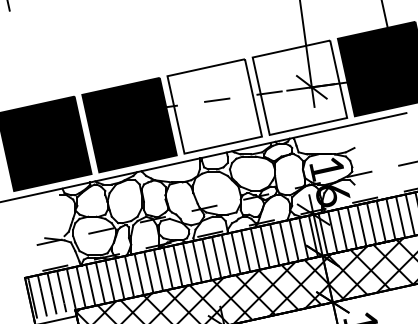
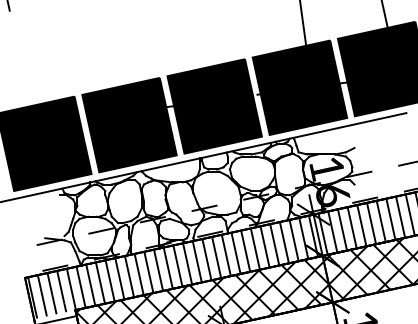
fill: none -> present (299, 87)
fill: none -> present (214, 106)
